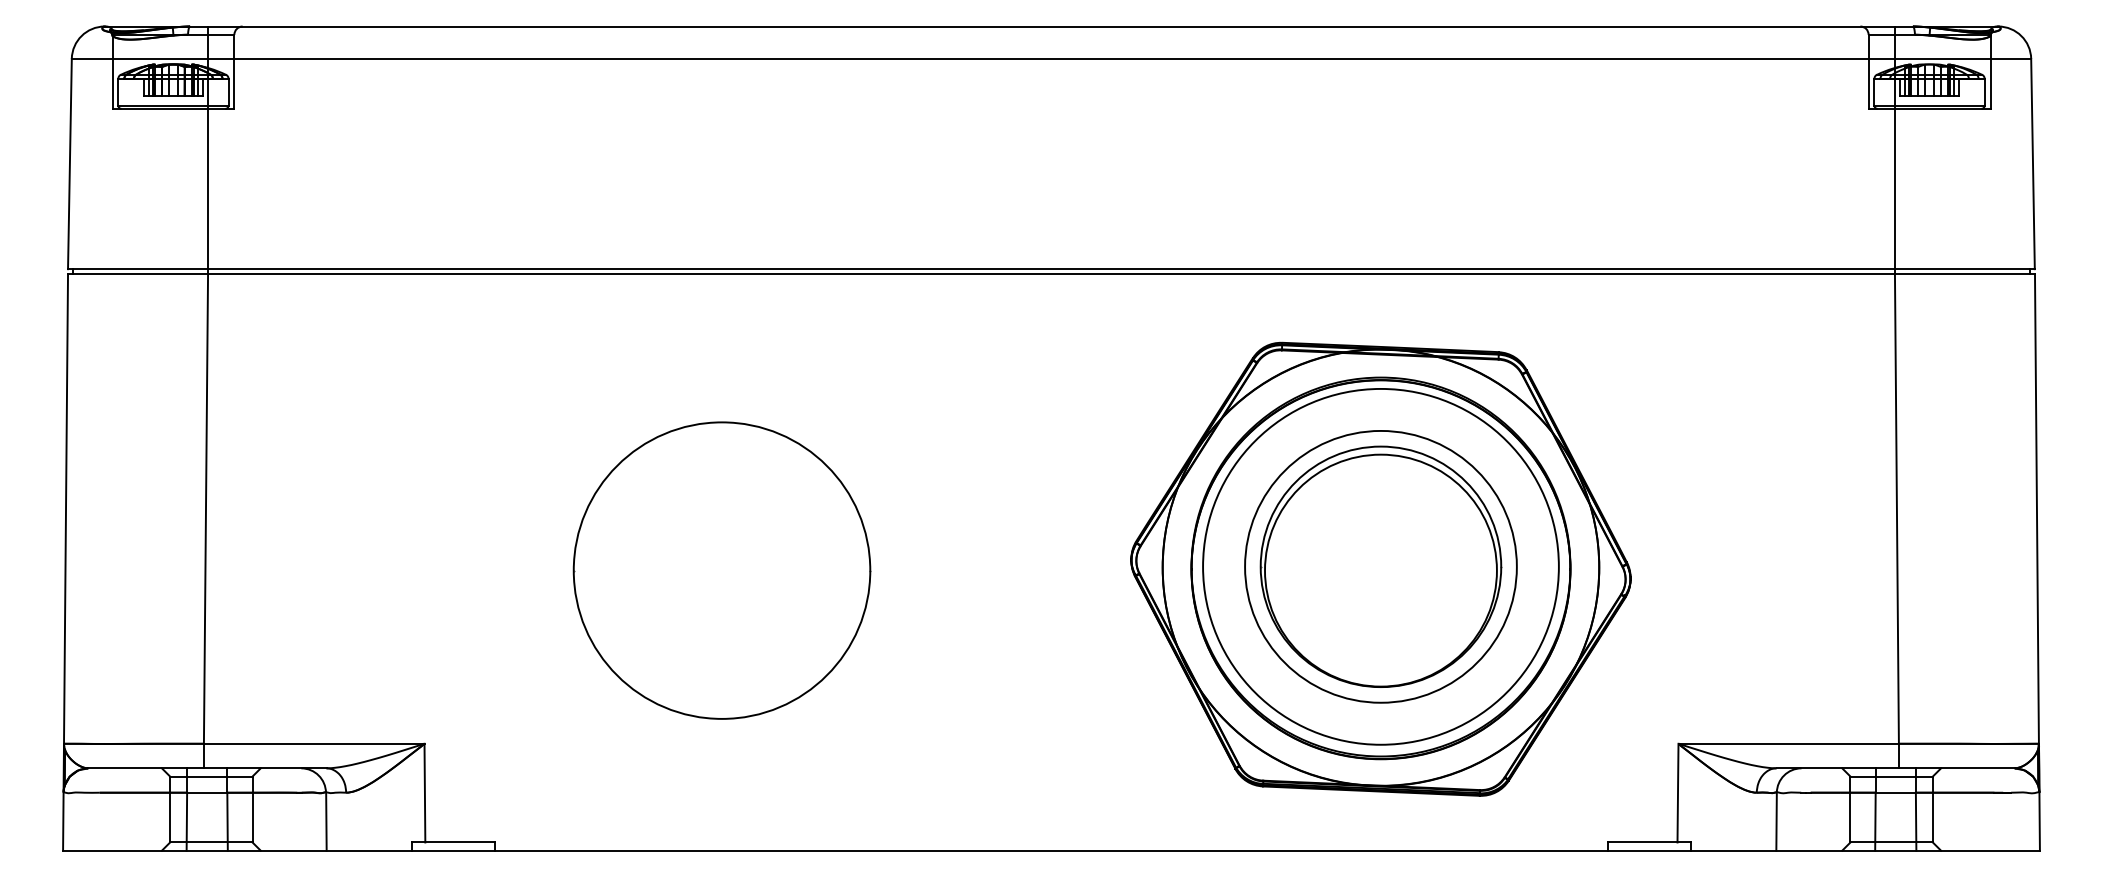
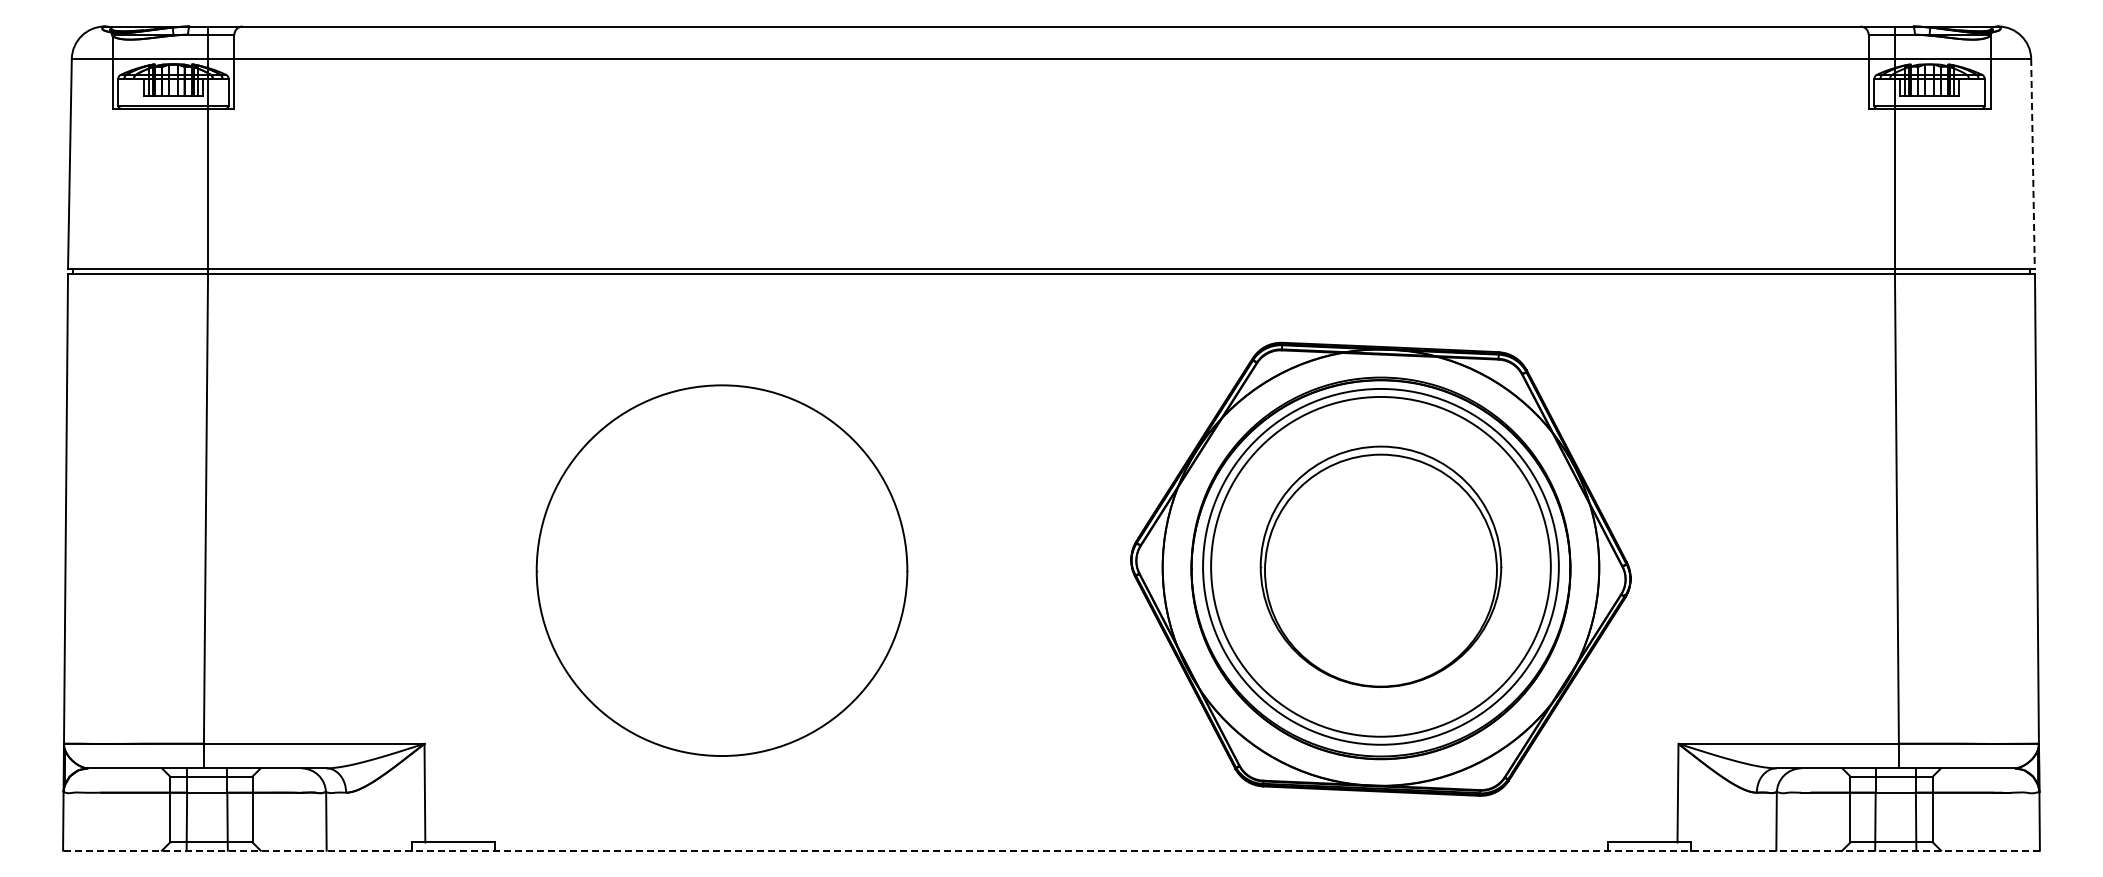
line: solid -> dashed (2033, 164)
circle diameter: 272 px -> 340 px (1380, 566)
part size: 300x299 px -> 374x373 px (721, 570)
line: solid -> dashed (1051, 850)
